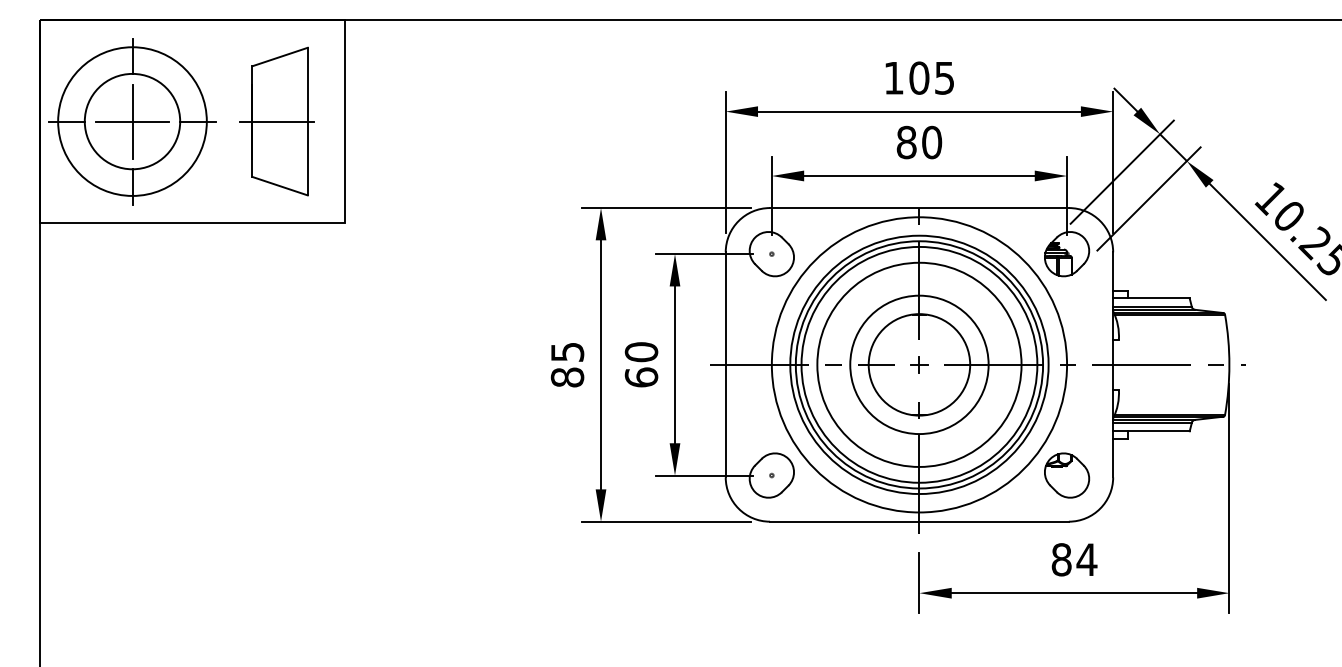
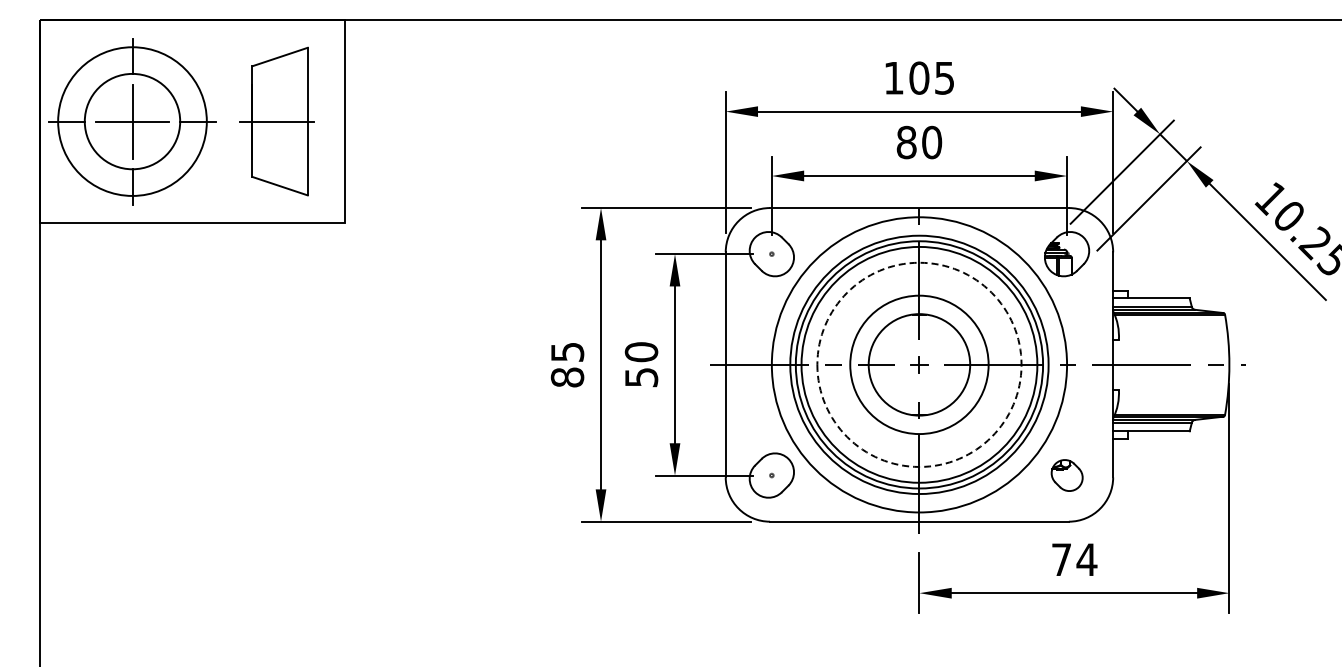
circle: solid -> dashed (919, 364)
text: 60 -> 50 (641, 377)
part size: 47x47 px -> 34x33 px (1066, 475)
text: 84 -> 74 (1061, 559)
